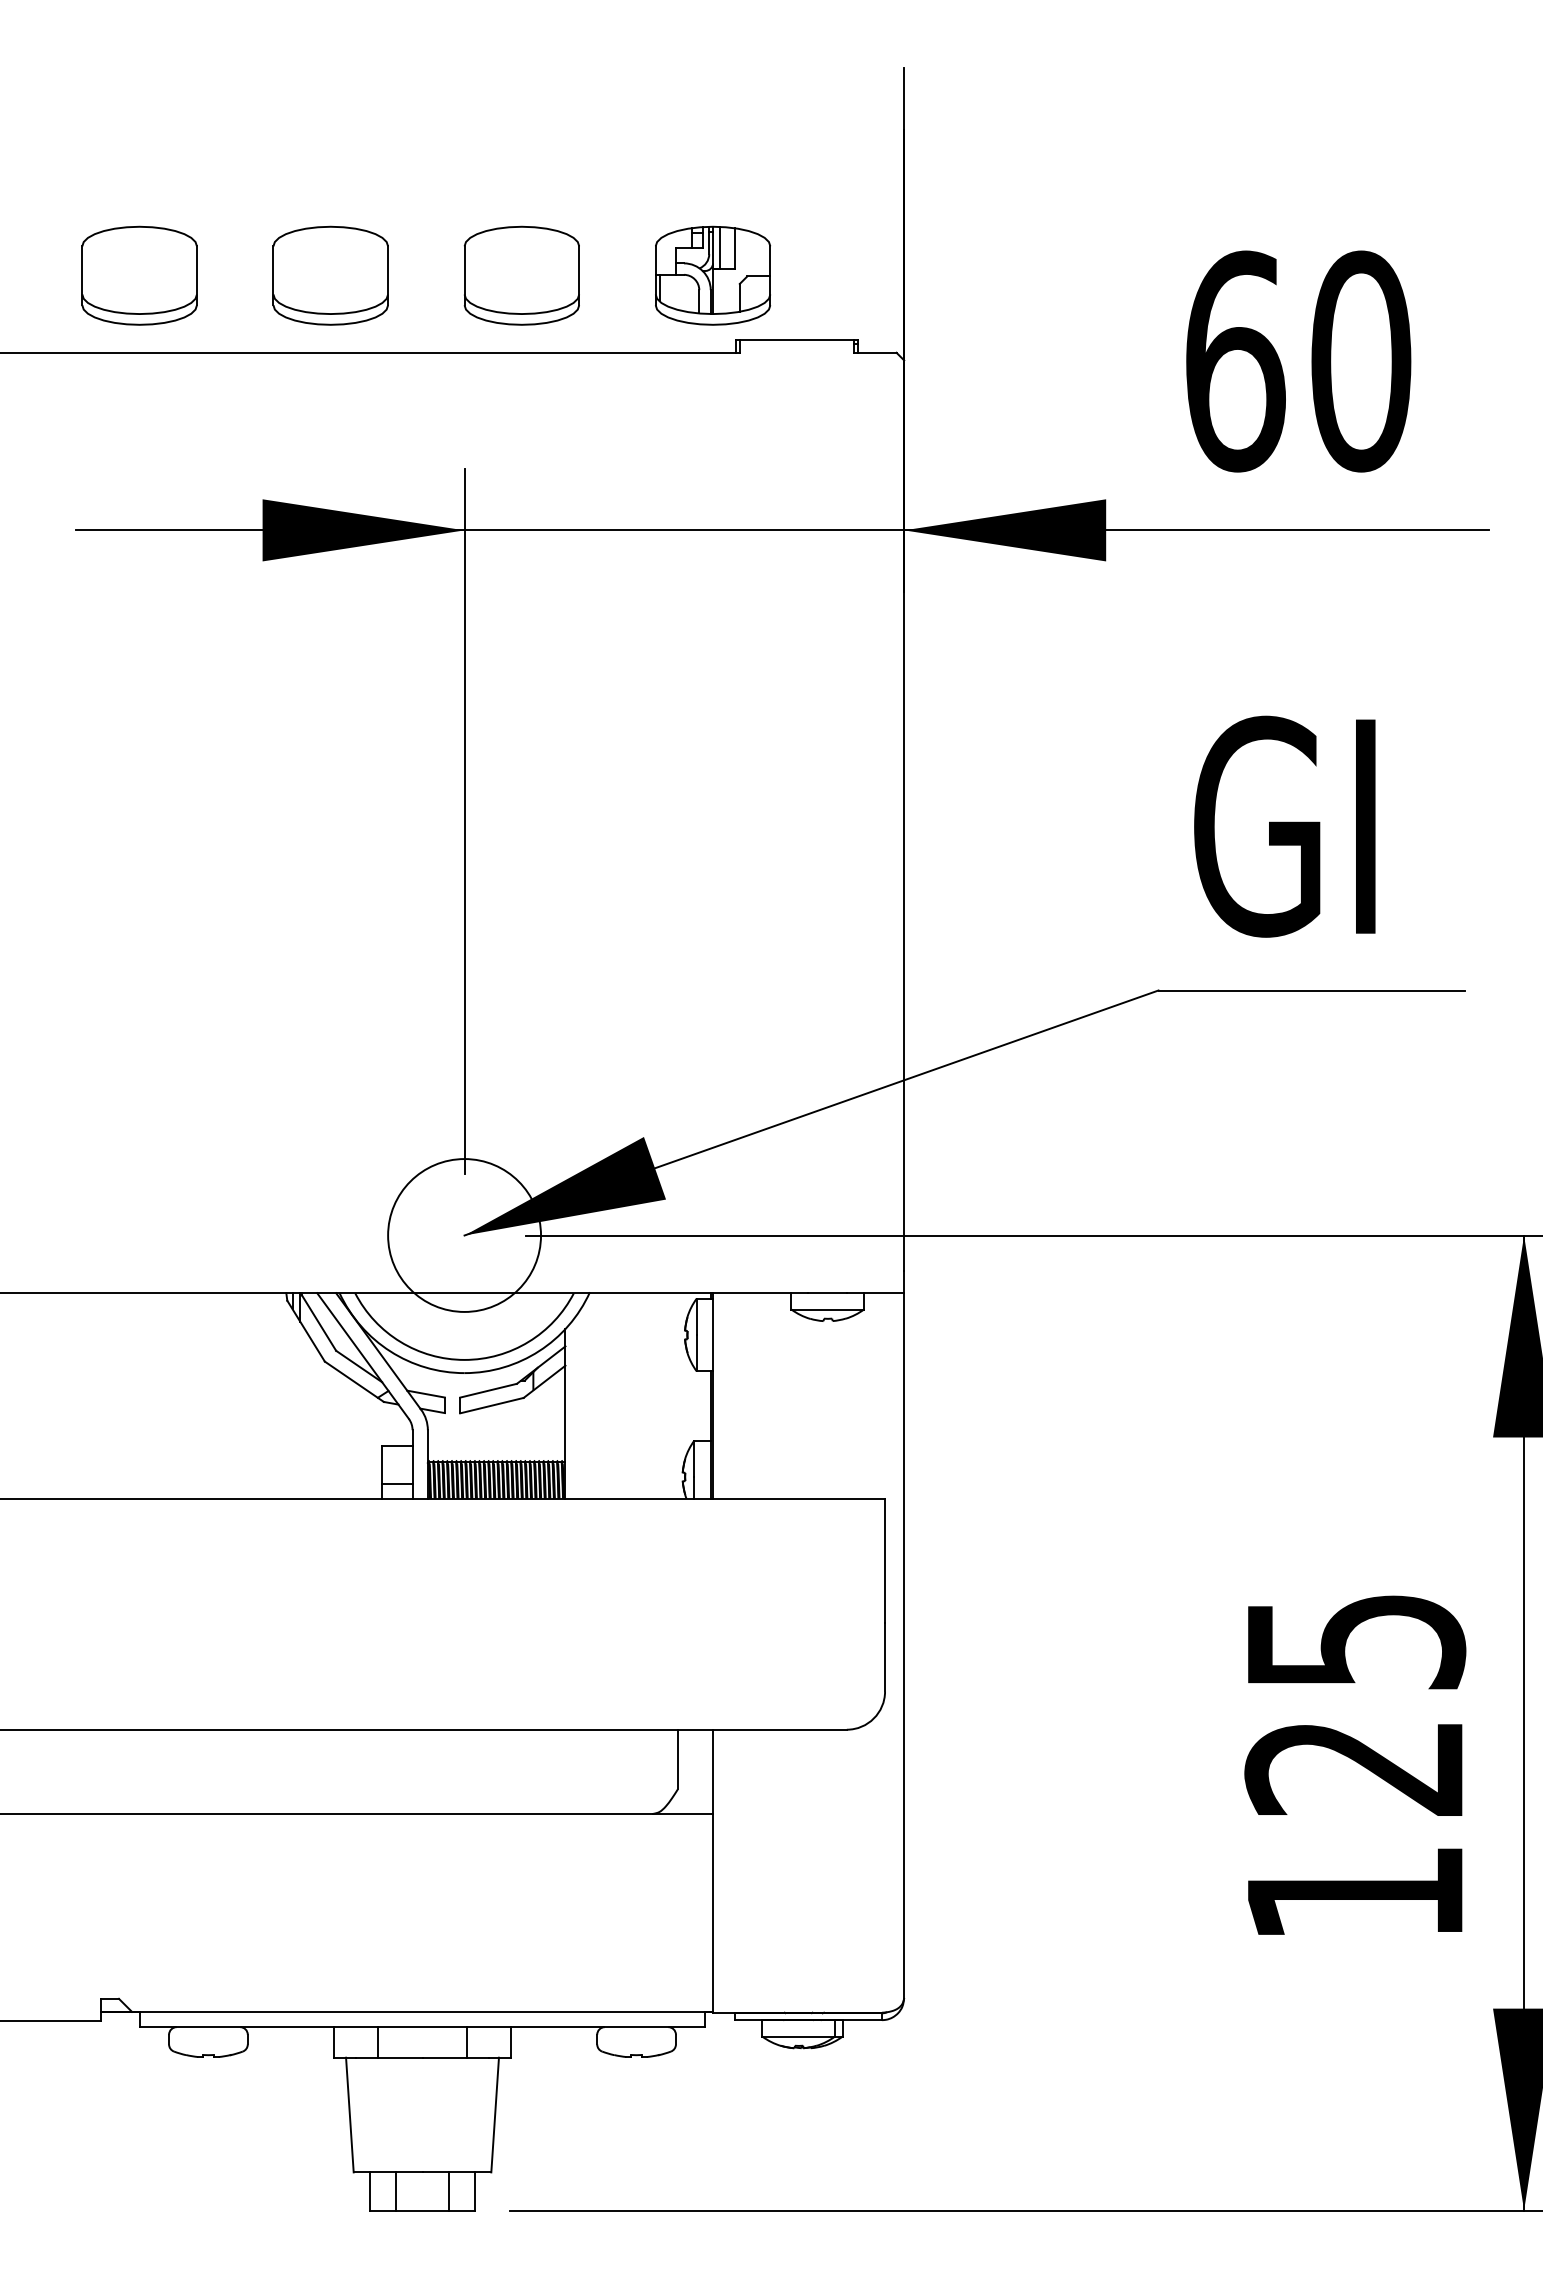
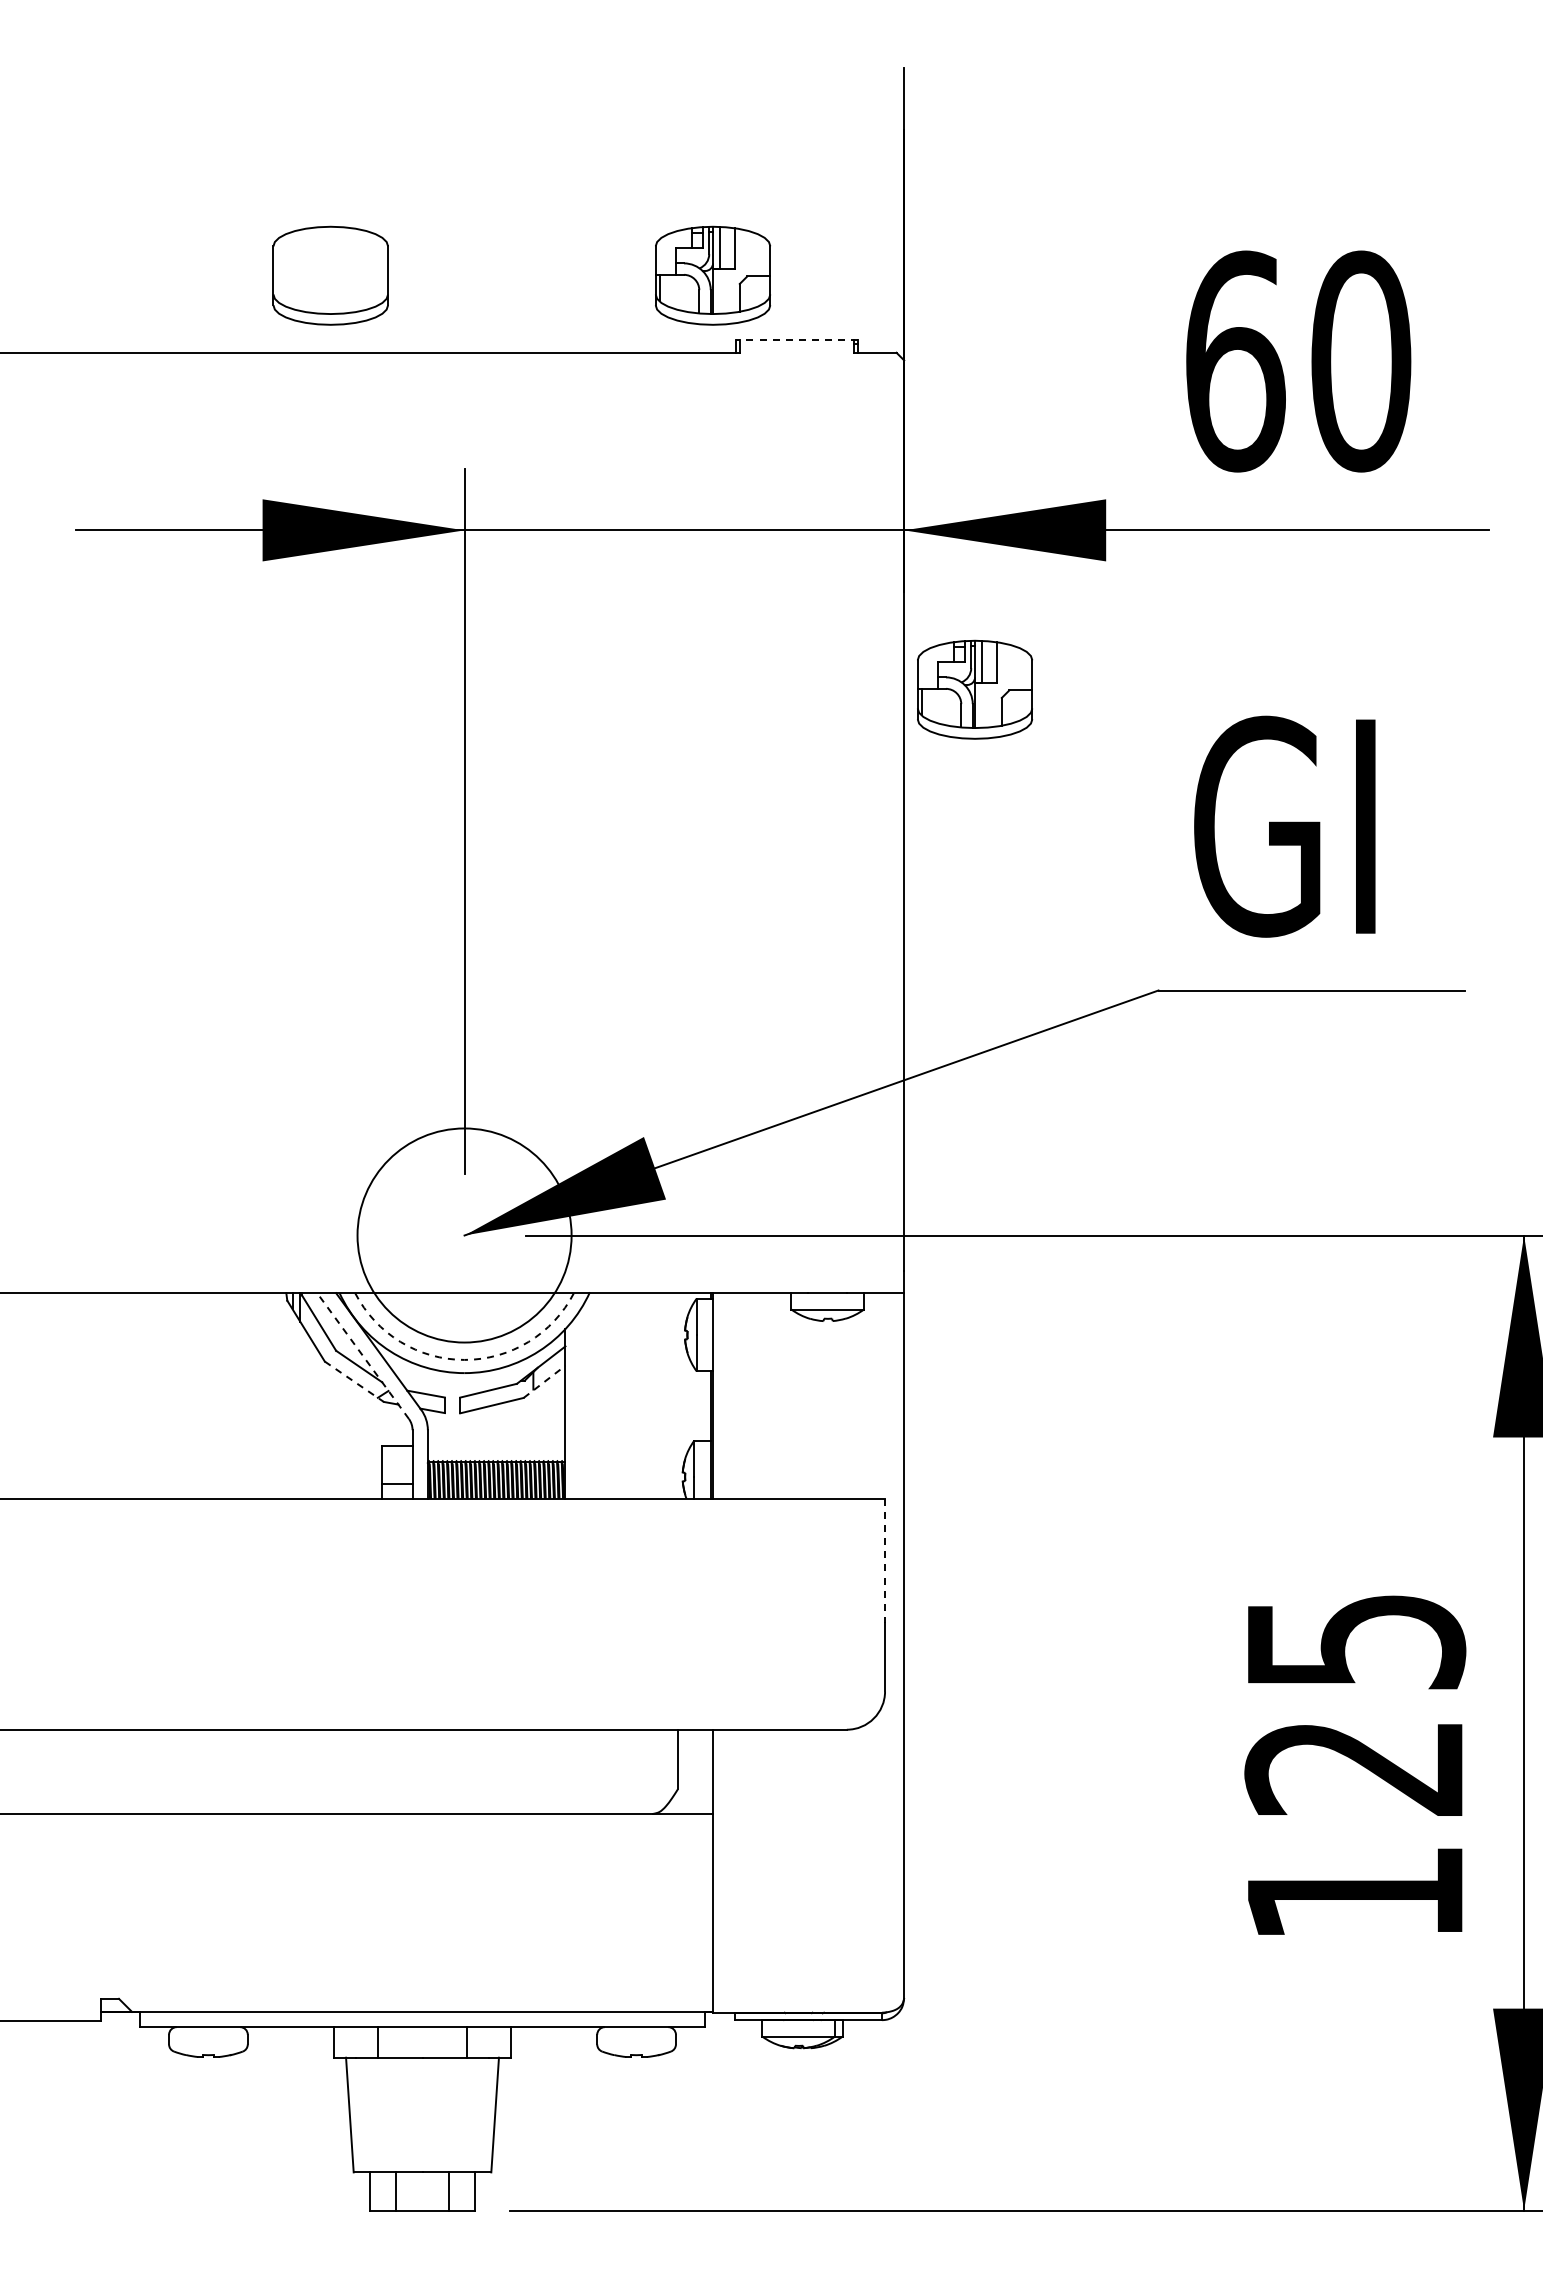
part: present -> none (139, 275)
part: present -> none (521, 275)
line: solid -> dashed (796, 339)
part: none -> present (975, 689)
circle diameter: 153 px -> 214 px (464, 1235)
line: solid -> dashed (363, 1356)
arc: solid -> dashed (464, 1359)
line: solid -> dashed (354, 1381)
line: solid -> dashed (544, 1381)
line: solid -> dashed (885, 1560)
